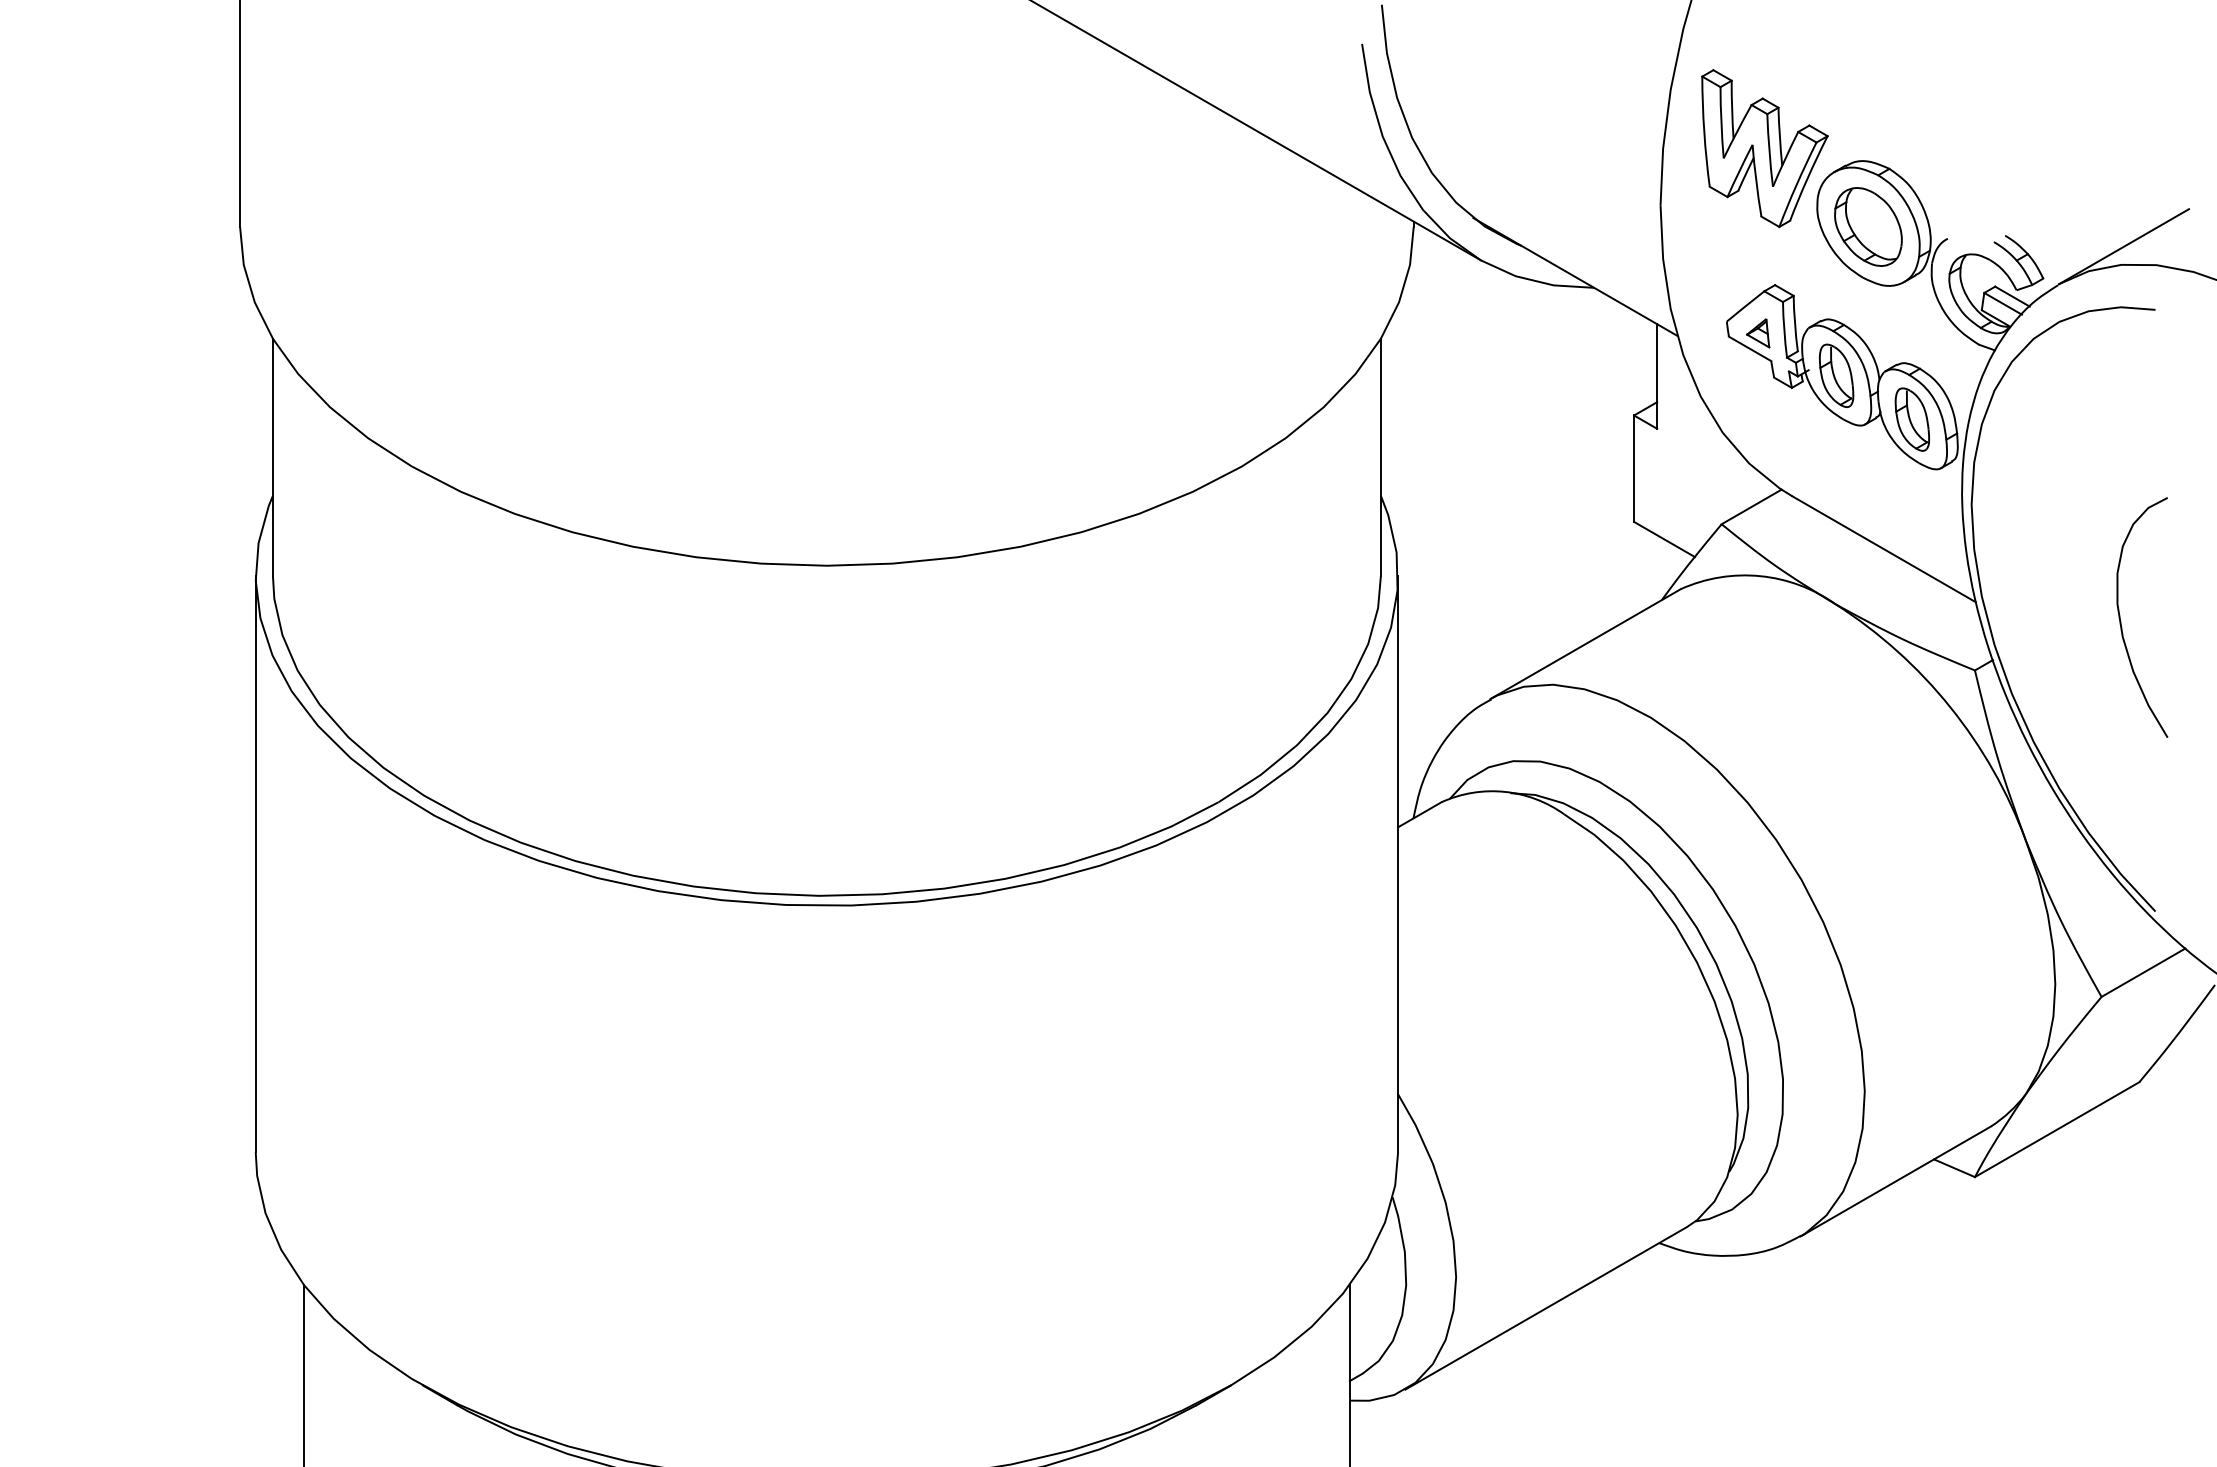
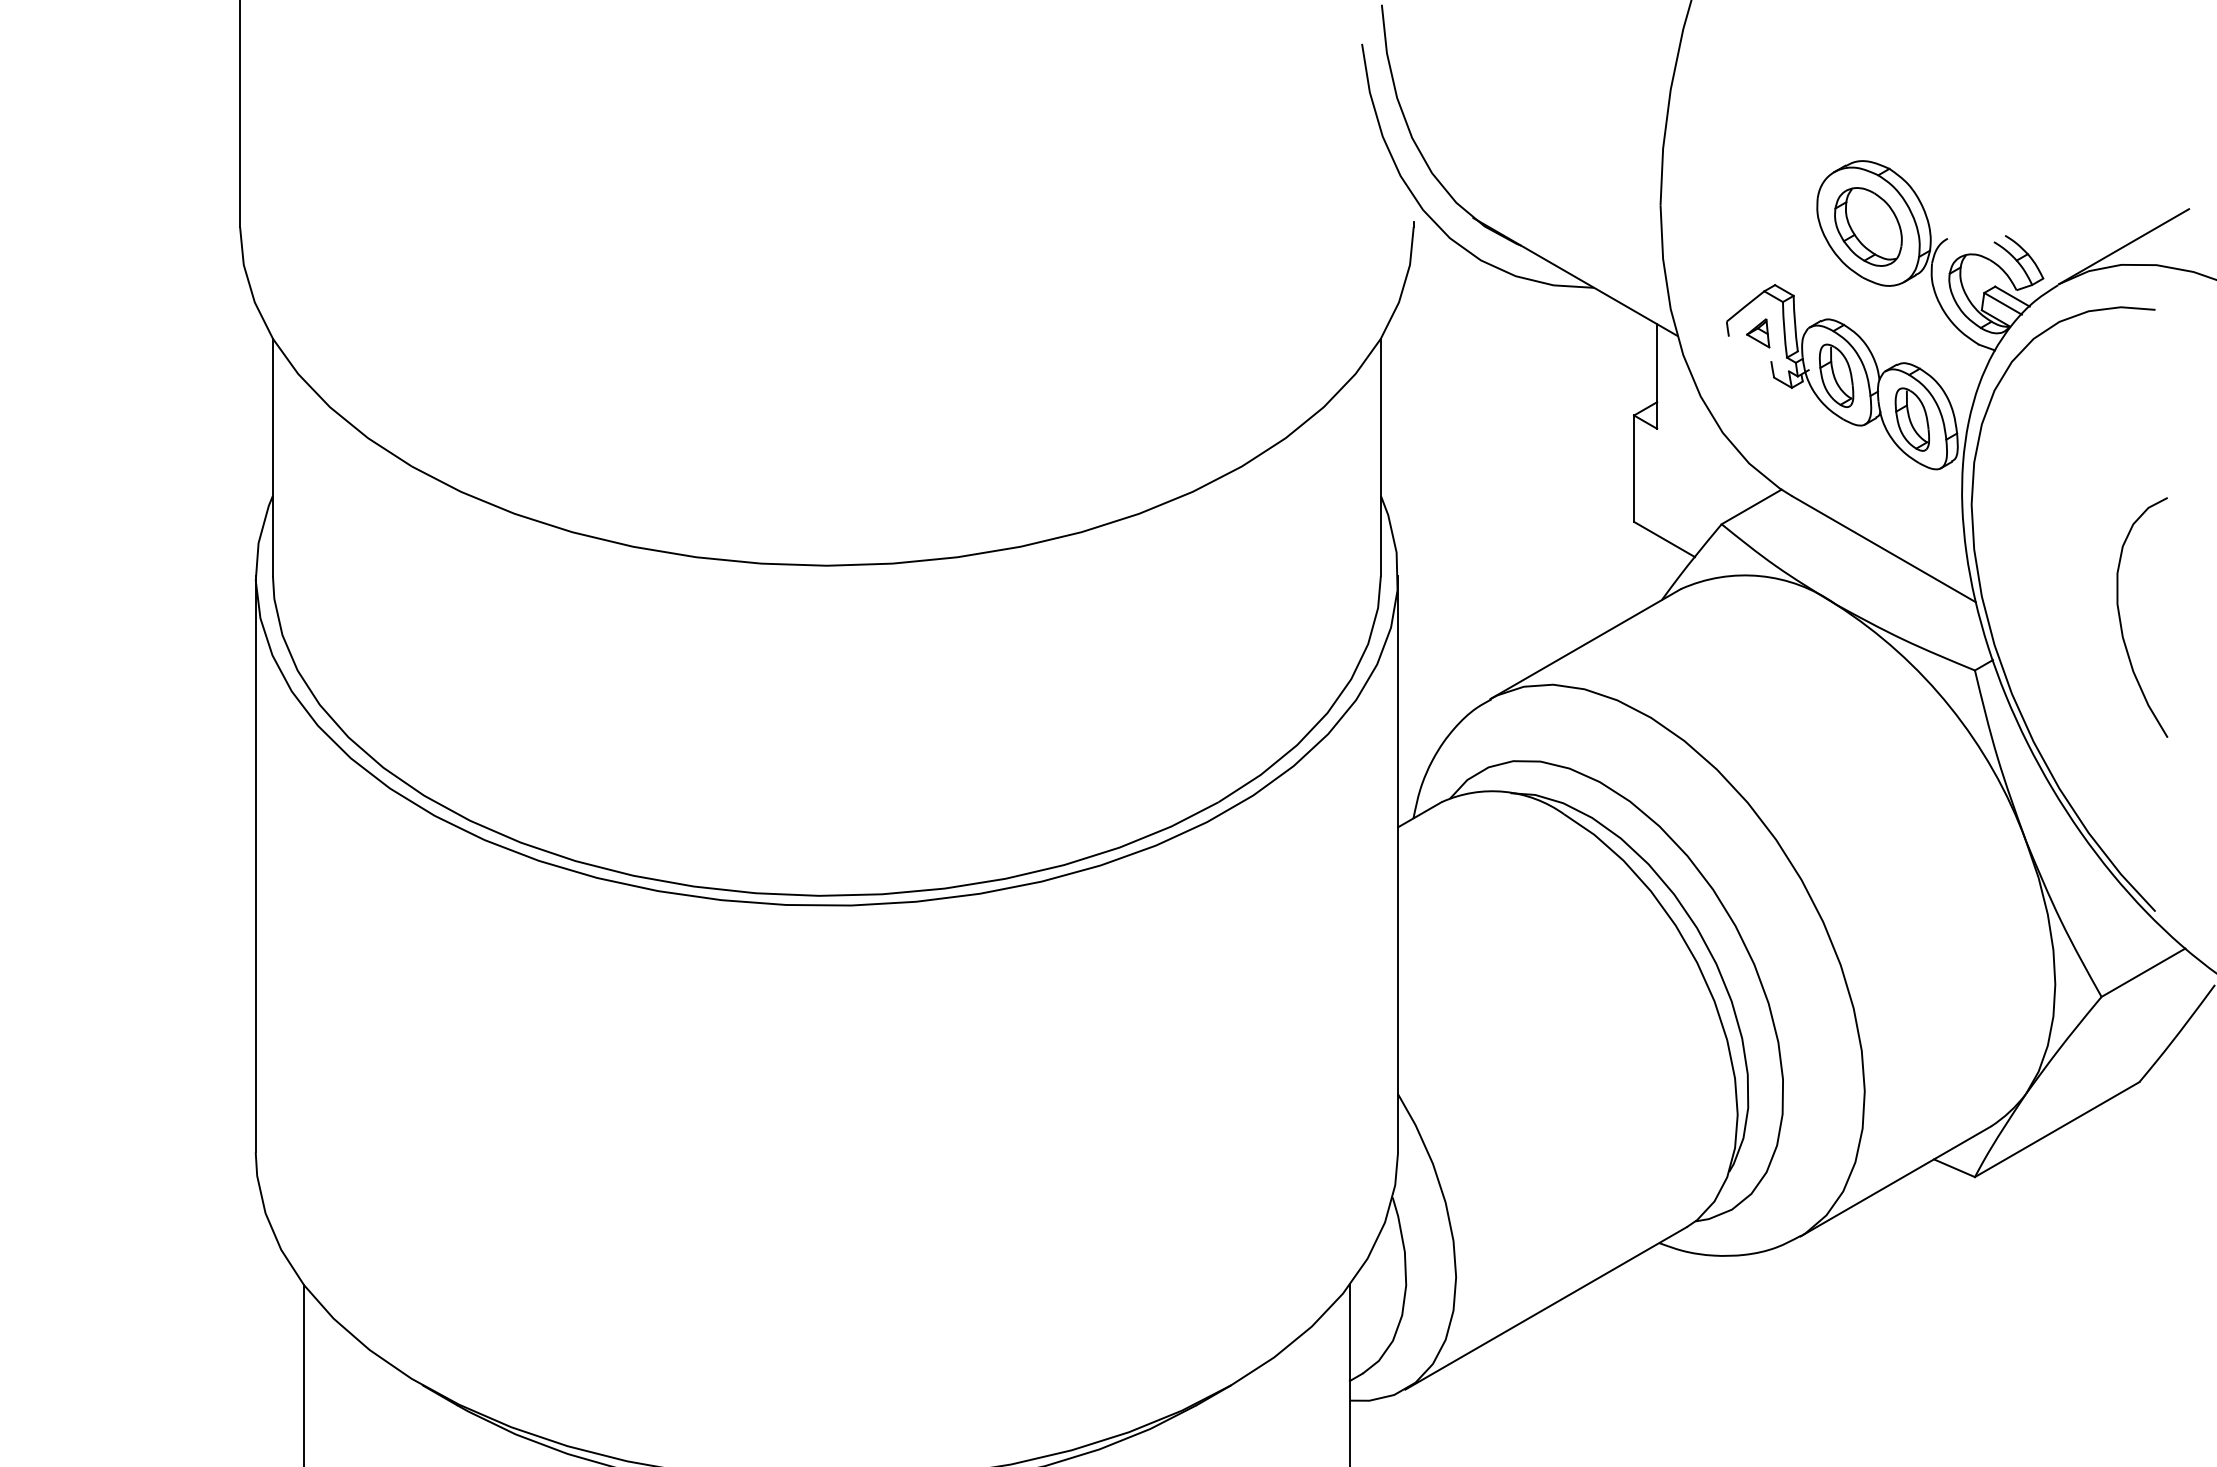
line: present -> none (1257, 131)
part: present -> none (1764, 148)
line: present -> none (1749, 348)
